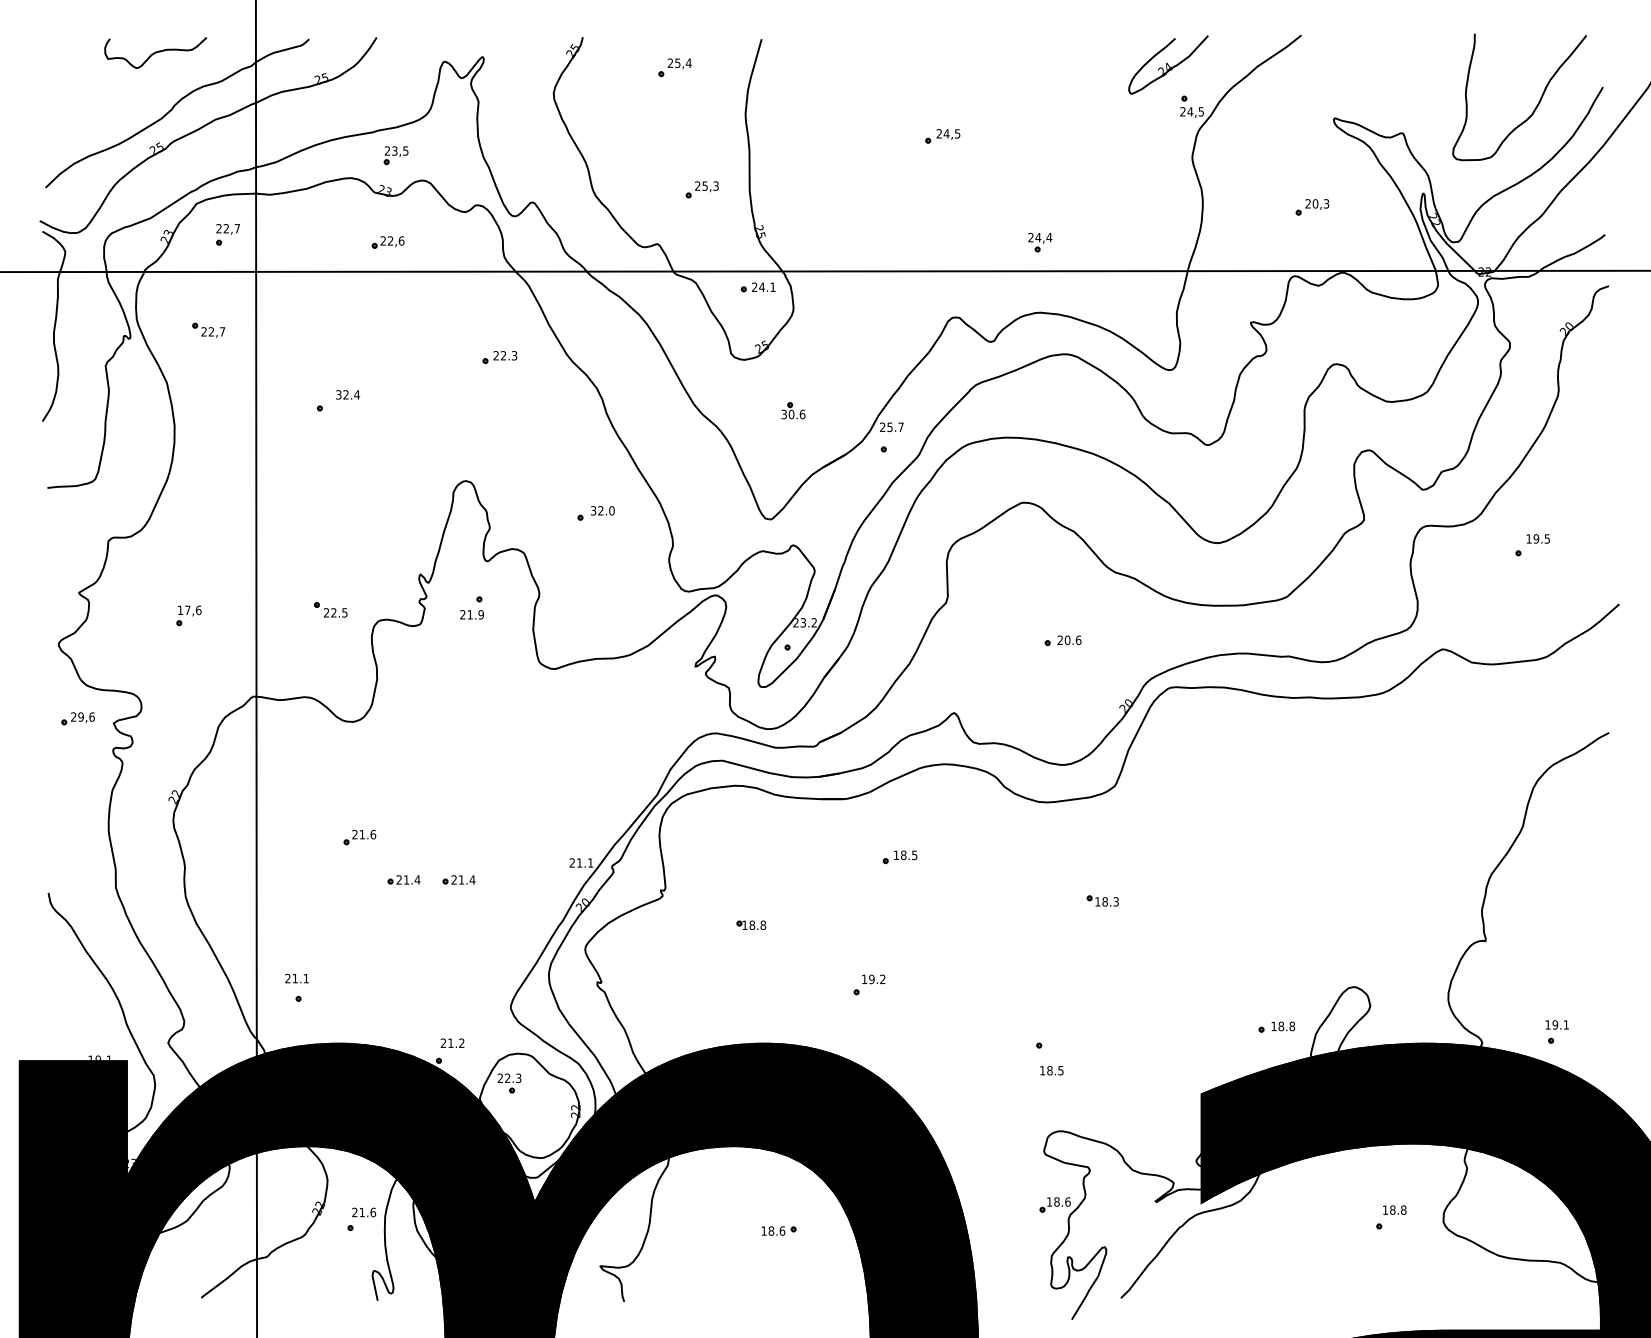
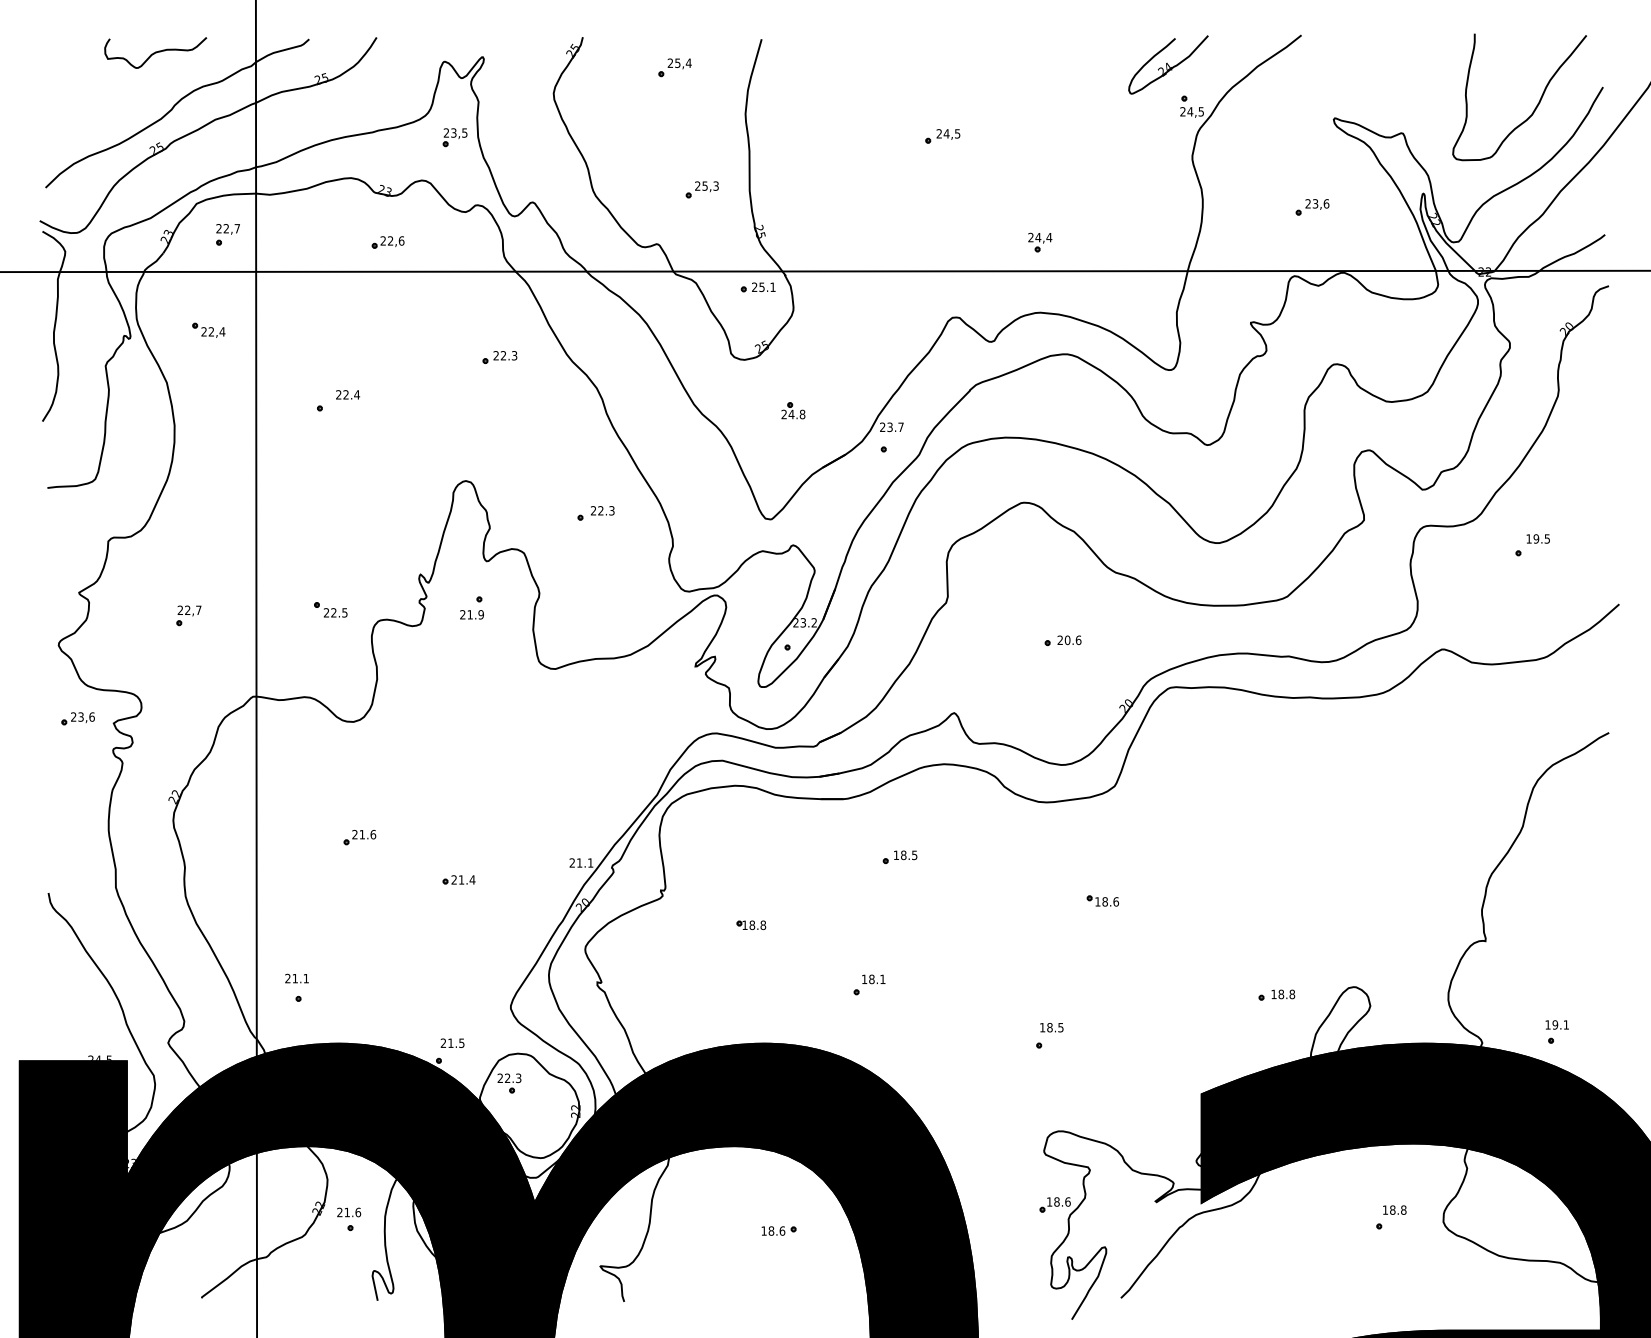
part position: (395, 155) -> (454, 137) (454, 137)
text: 20,3 -> 23,6 (1320, 203)
text: 24.1 -> 25.1 (761, 287)
text: 22,7 -> 22,4 (222, 331)
text: 32.4 -> 22.4 (338, 394)
text: 30.6 -> 24.8 (793, 414)
text: 25.7 -> 23.7 (889, 426)
text: 32.0 -> 22.3 (602, 510)
text: 17,6 -> 22,7 (189, 610)
text: 29,6 -> 23,6 (80, 716)
part: present -> none (403, 879)
text: 18.3 -> 18.6 (1116, 901)
text: 19.2 -> 18.1 (877, 979)
part position: (1276, 1026) -> (1276, 994) (1276, 994)
text: 21.2 -> 21.5 (461, 1042)
text: 19,1 -> 24,5 (99, 1057)
text position: (1051, 1070) -> (1051, 1027) (1051, 1027)
text position: (364, 1212) -> (349, 1212) (349, 1212)
